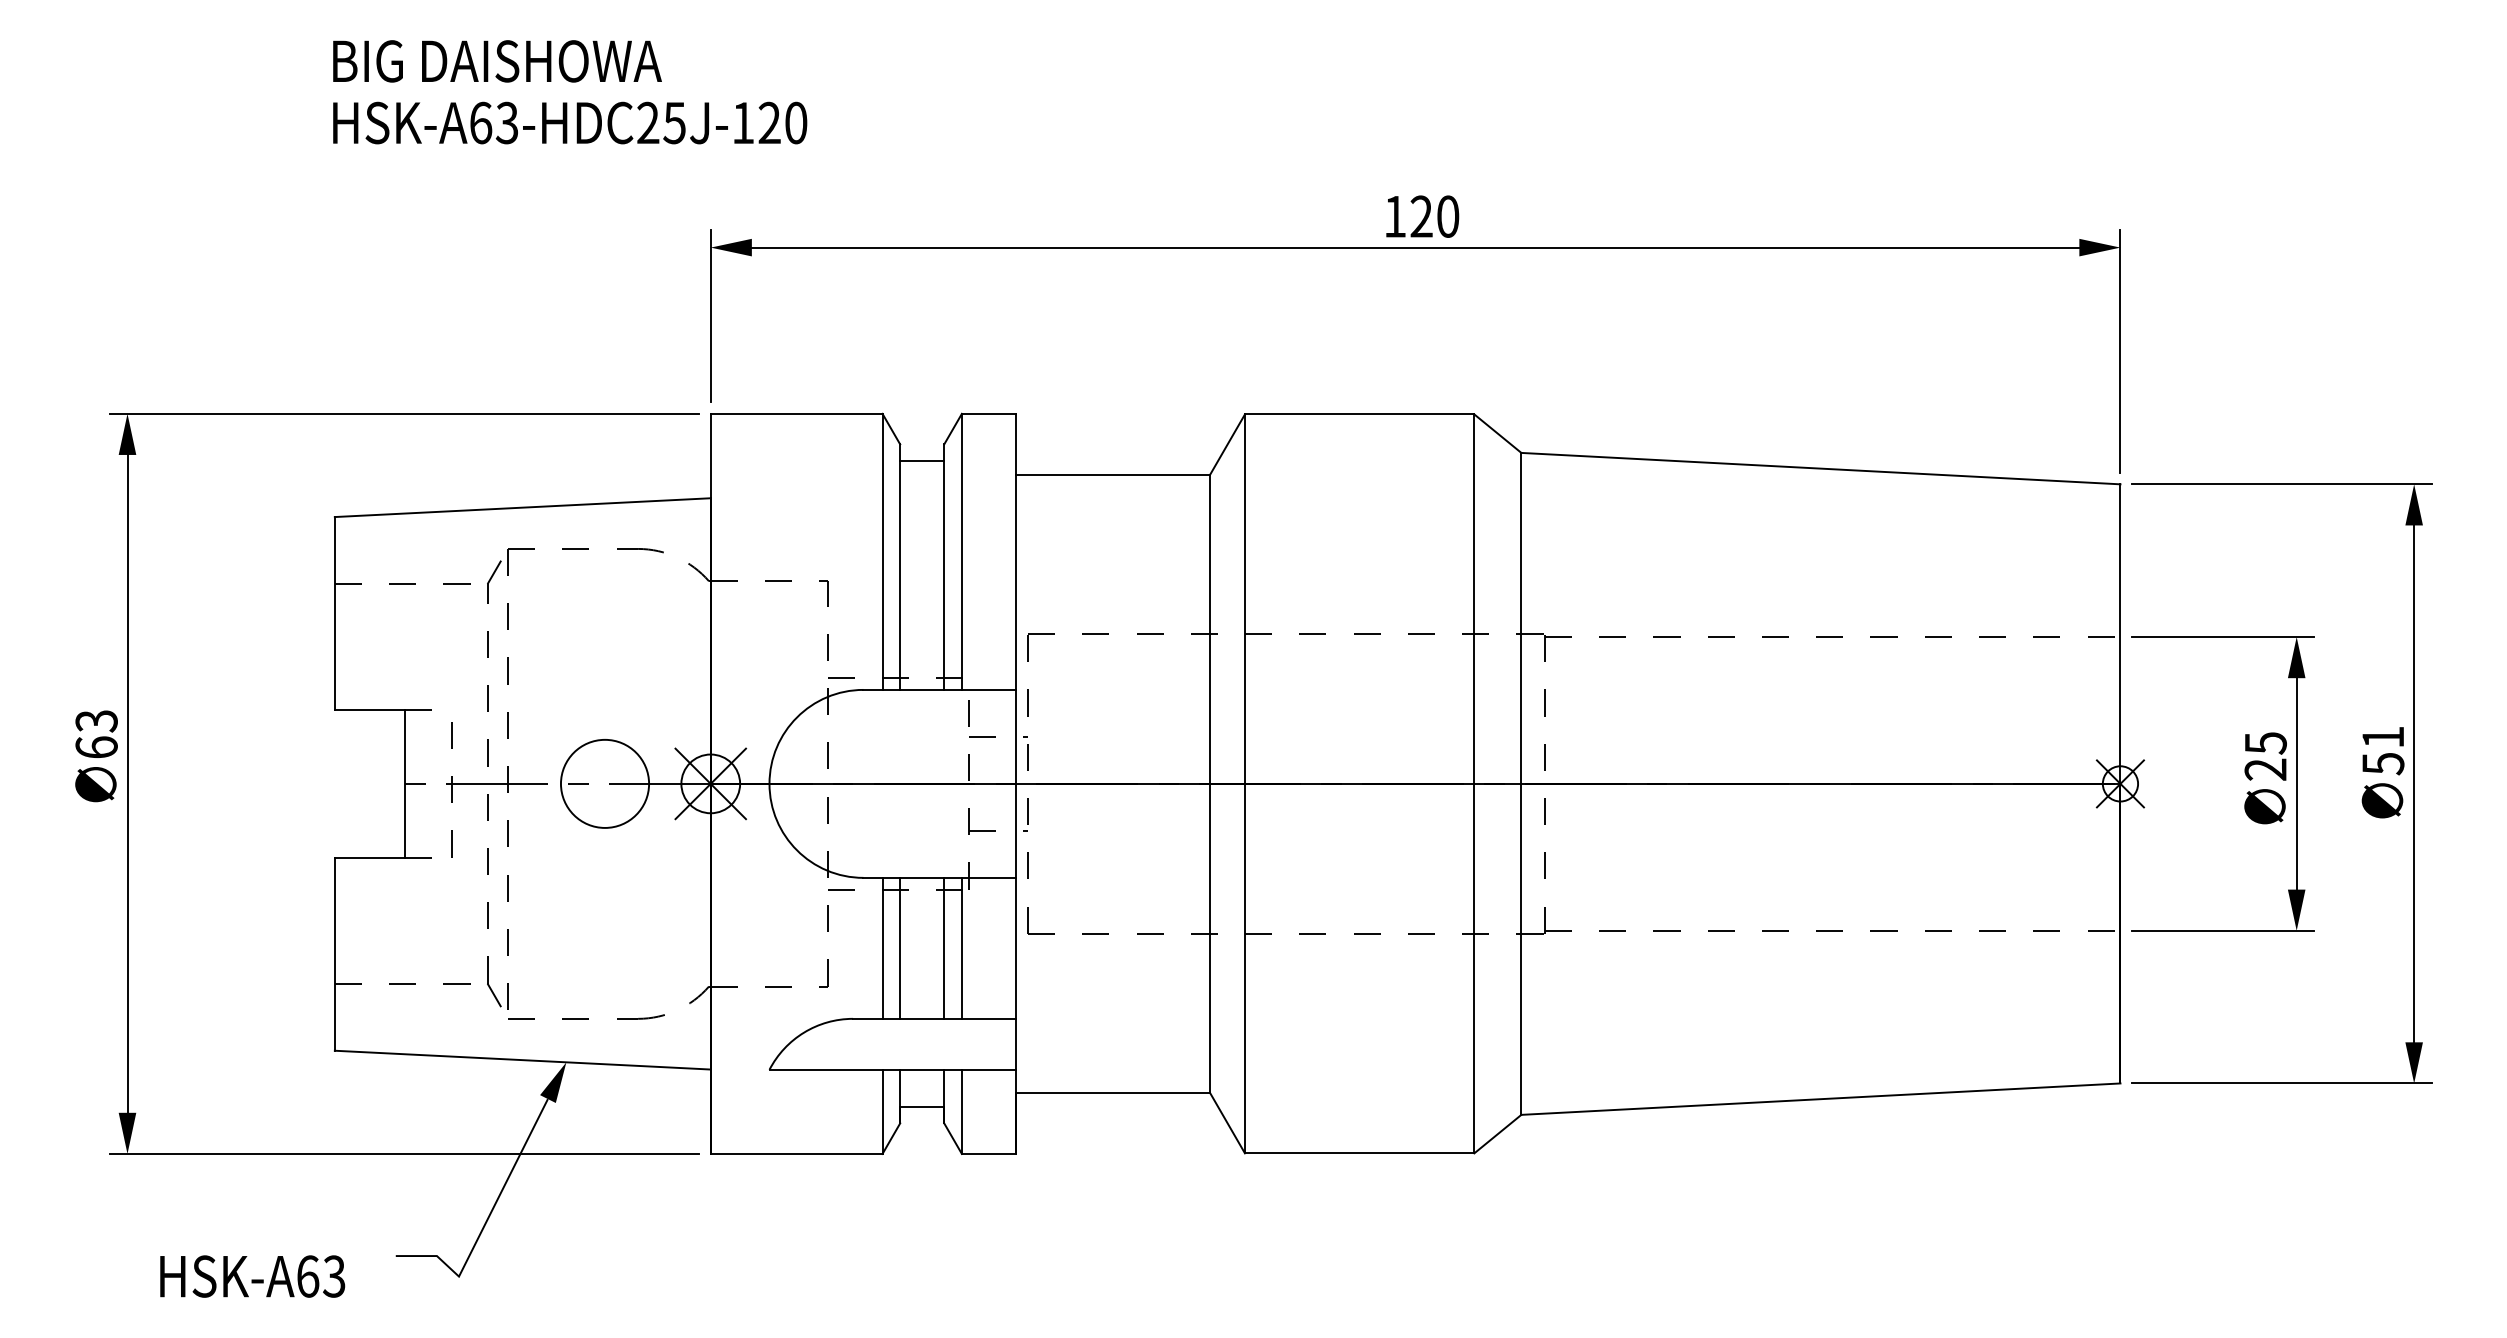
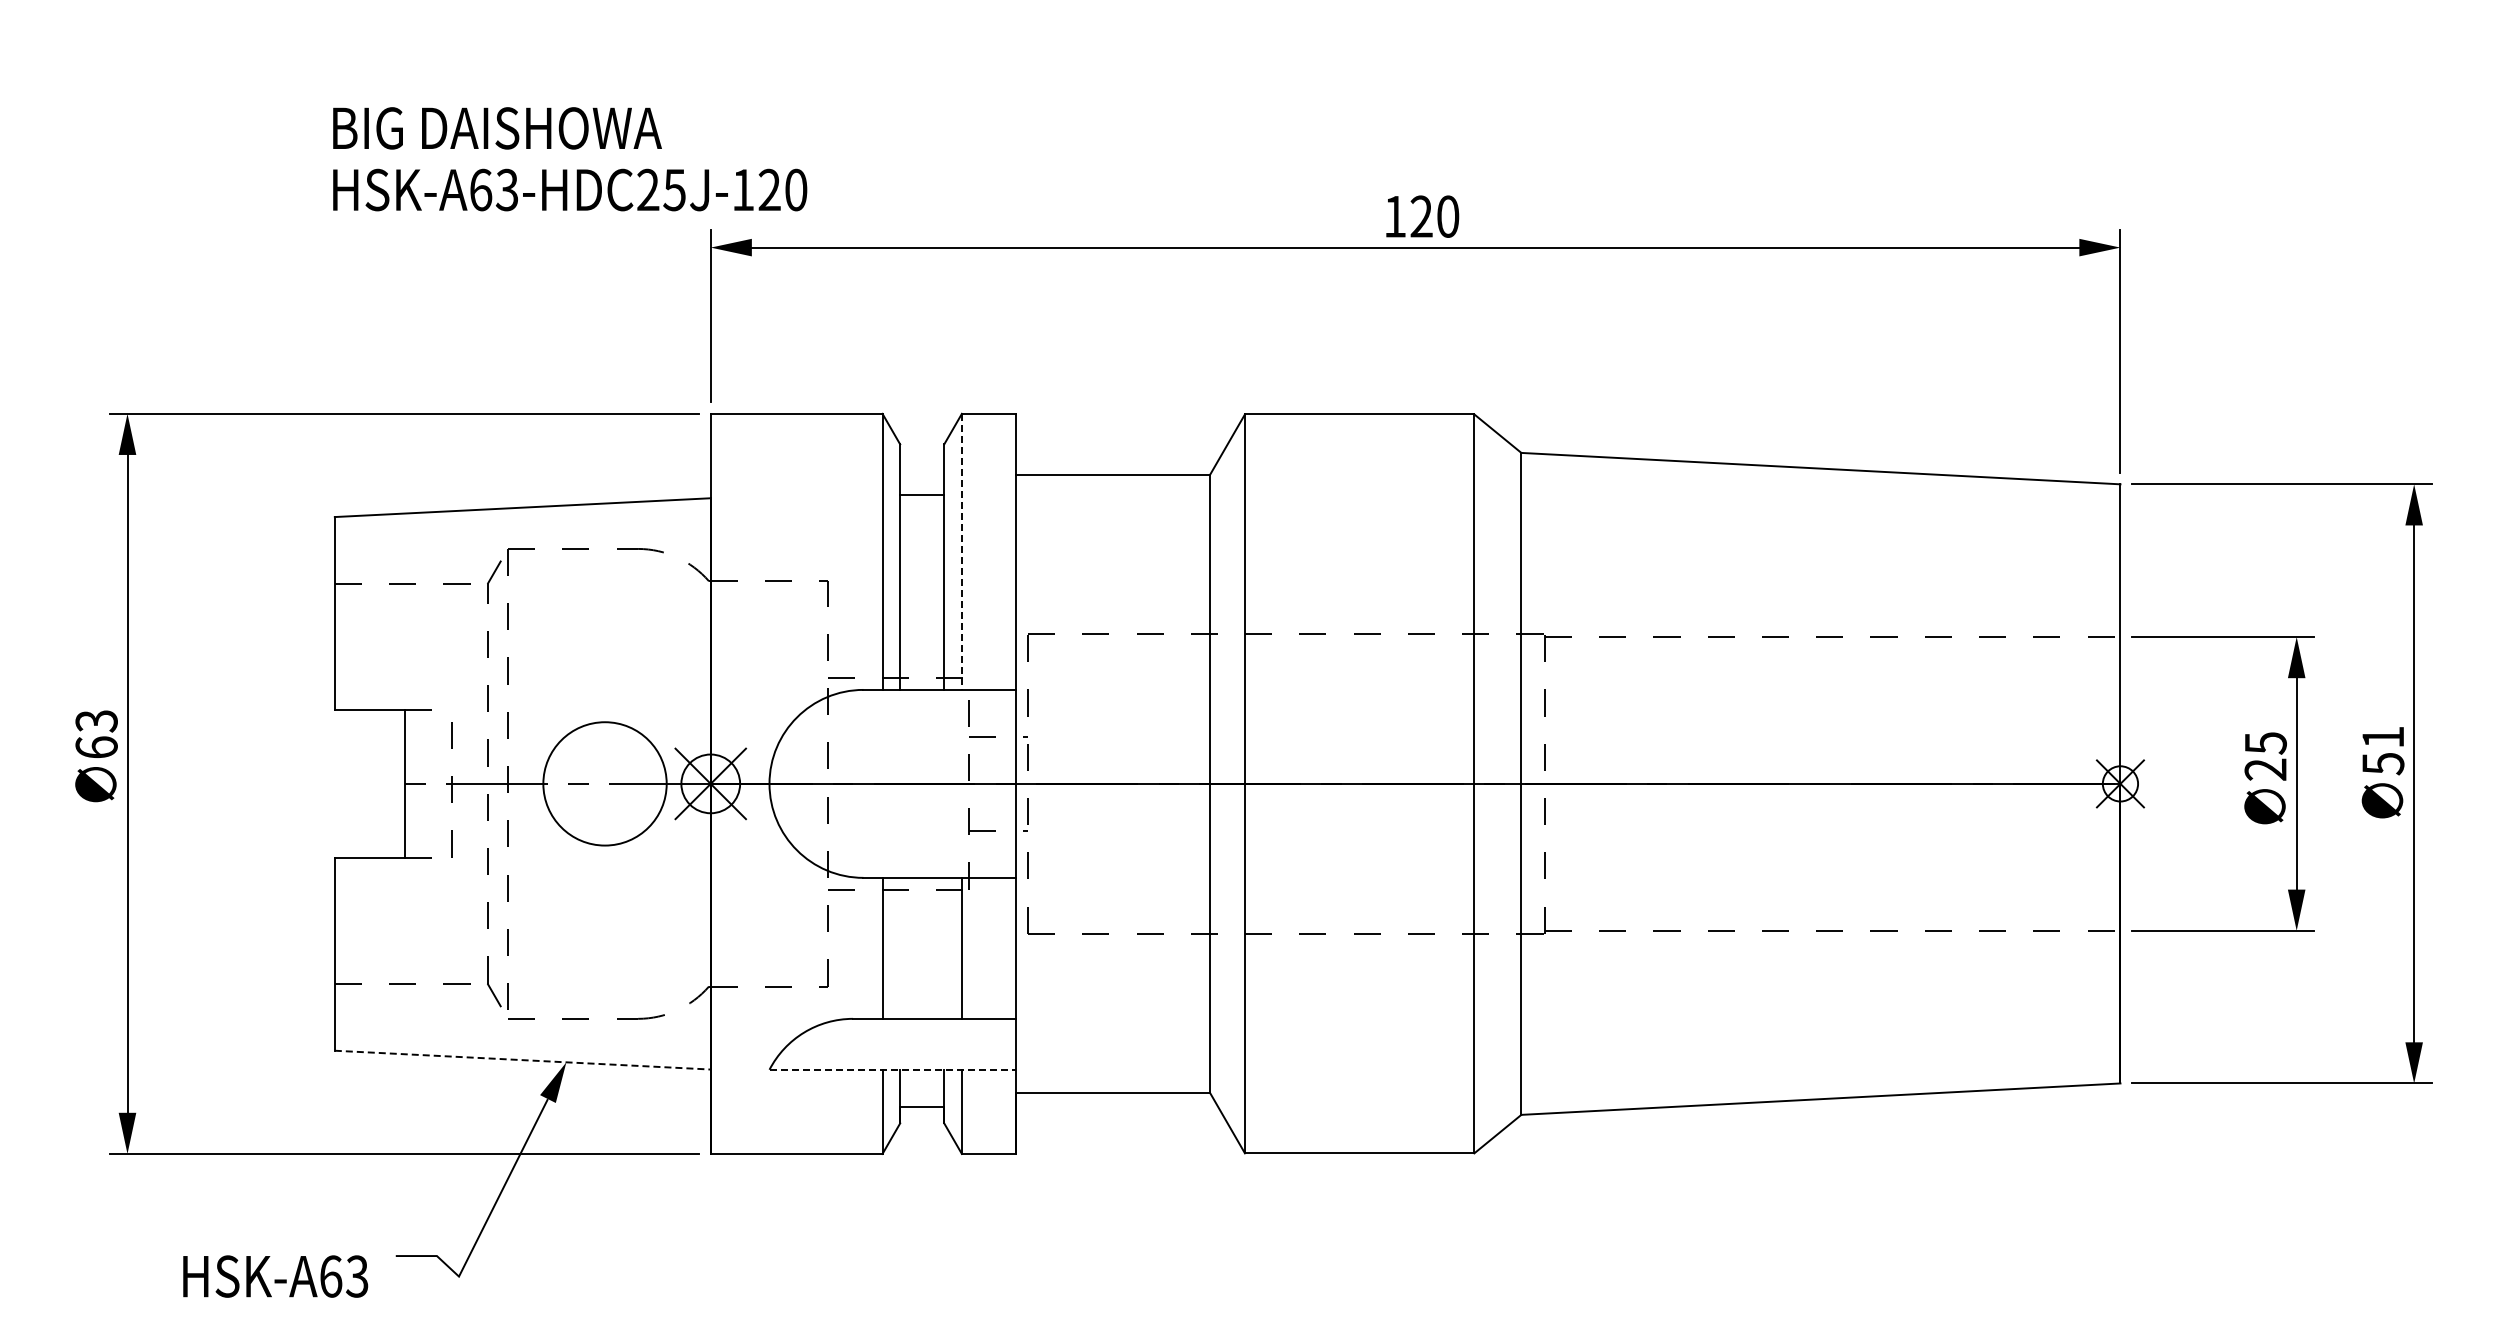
text position: (570, 92) -> (570, 159) (570, 159)
line position: (922, 460) -> (922, 494) (922, 494)
line: solid -> dashed (961, 552)
circle diameter: 88 px -> 123 px (604, 783)
line: present -> none (900, 947)
line: present -> none (944, 947)
line: solid -> dashed (523, 1060)
line: solid -> dashed (893, 1069)
text position: (252, 1276) -> (275, 1276) (275, 1276)
